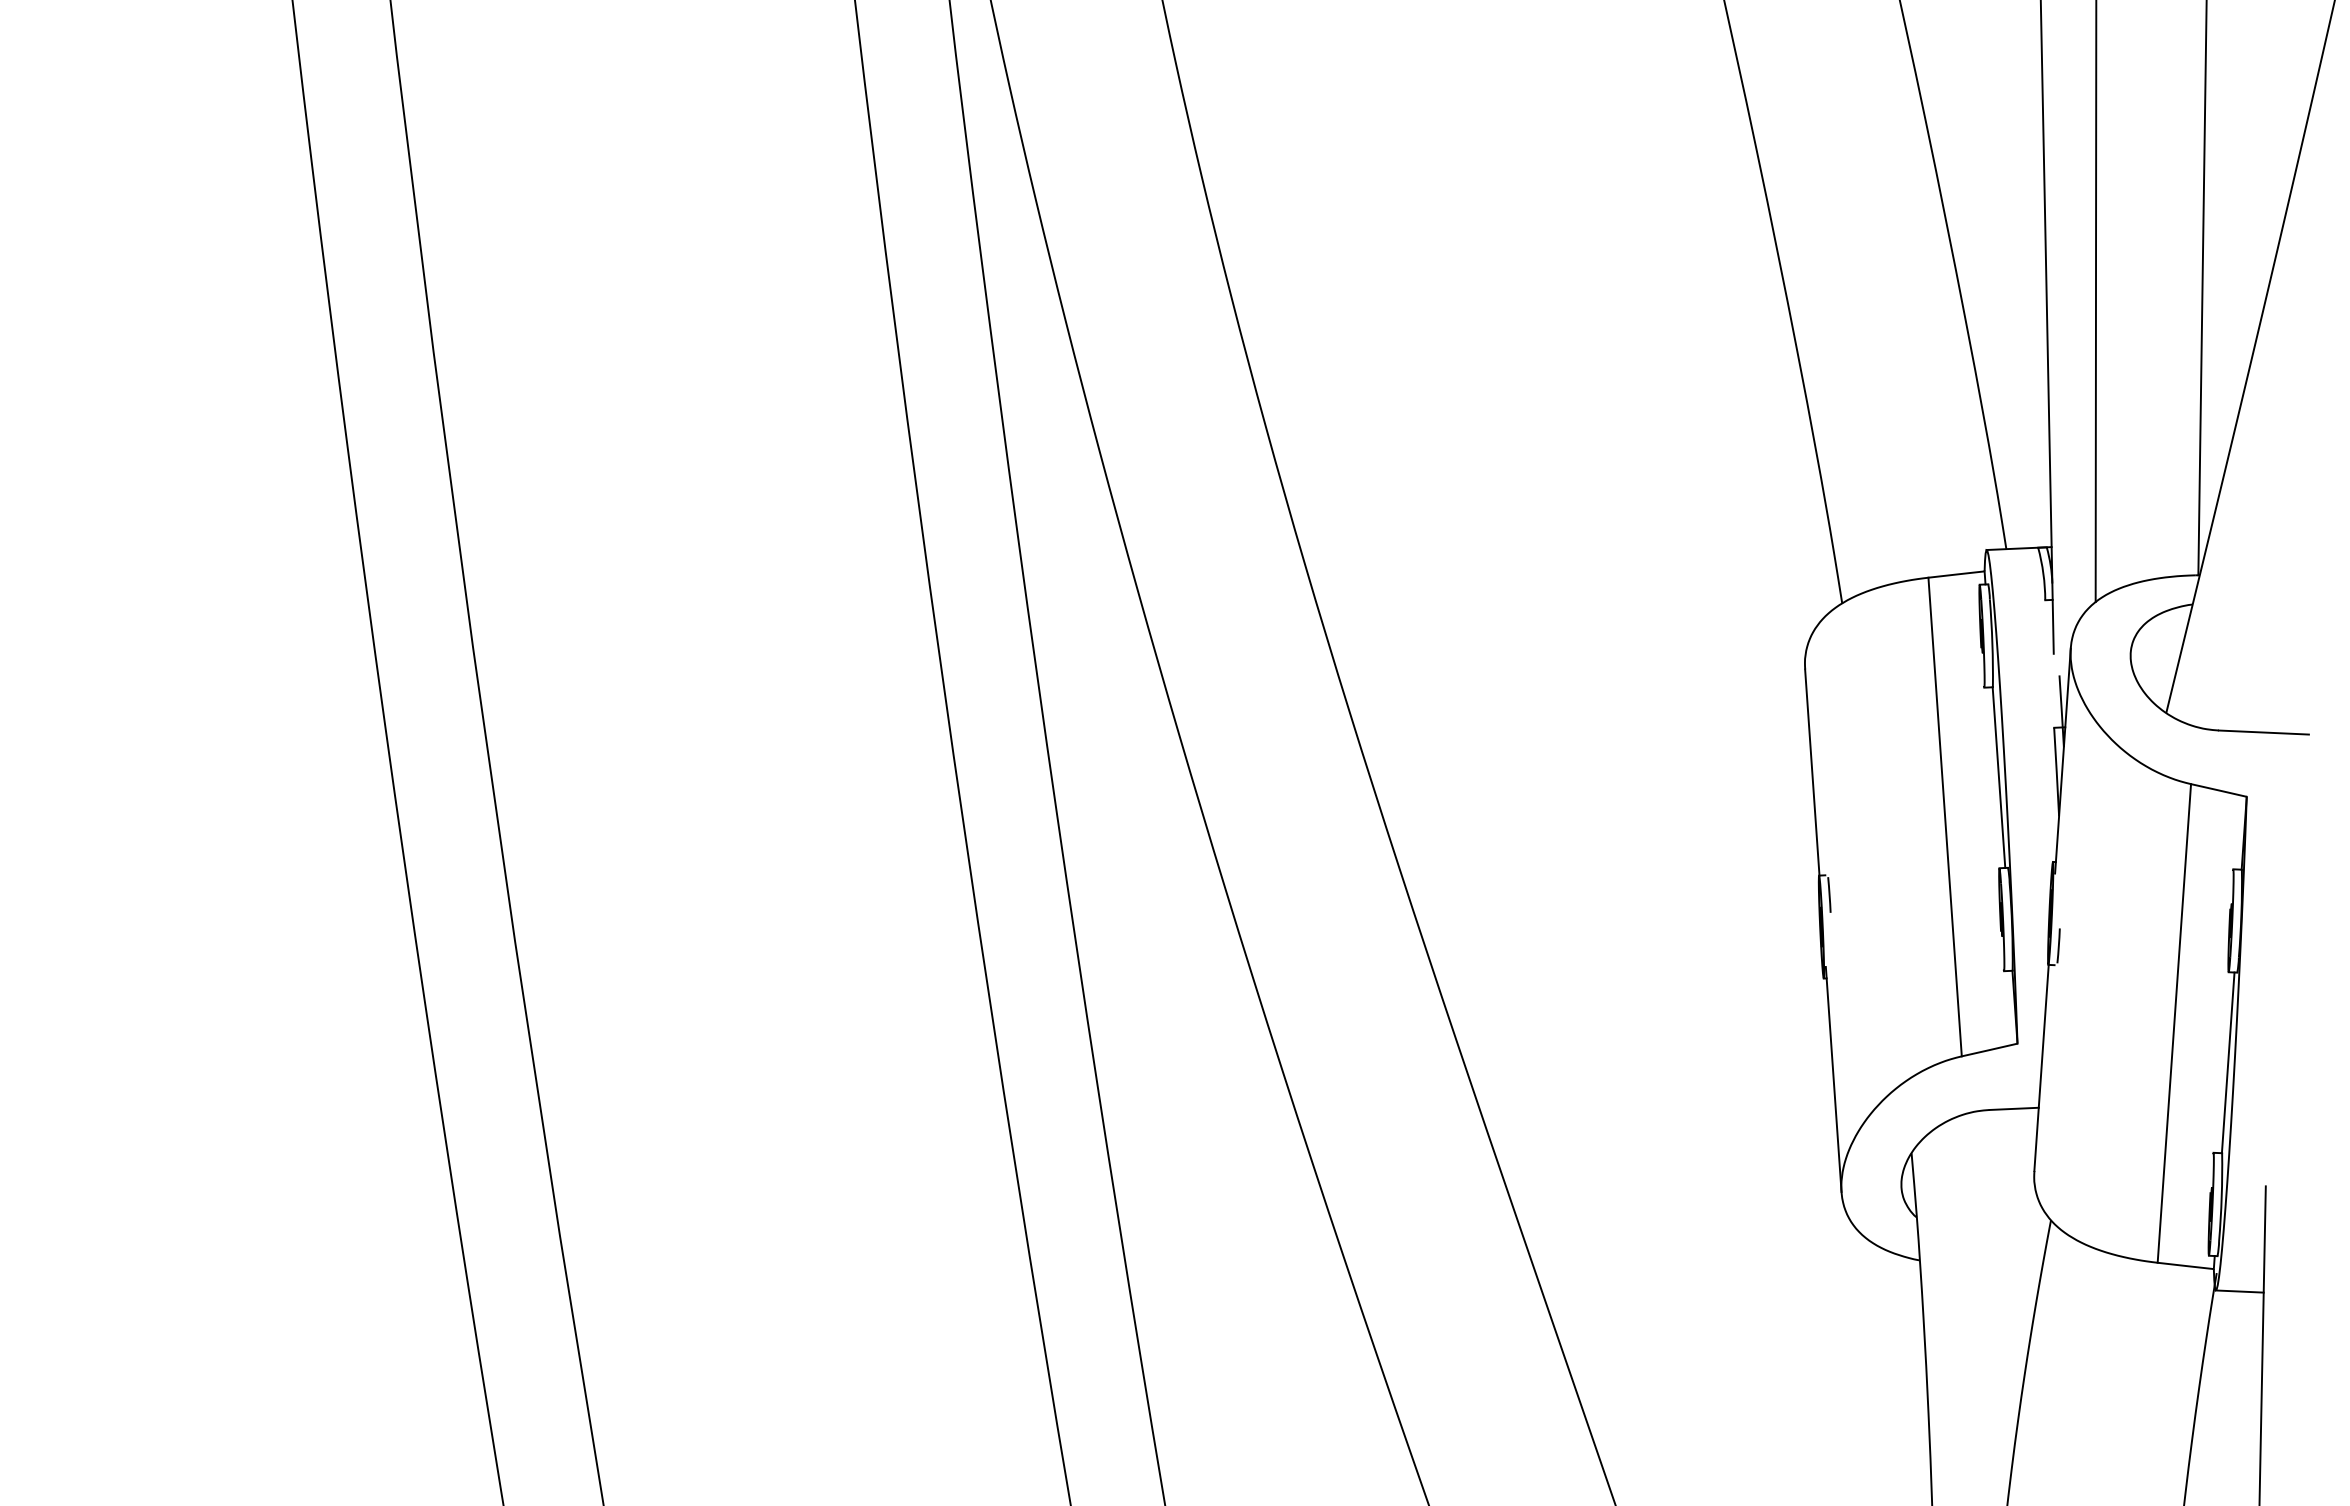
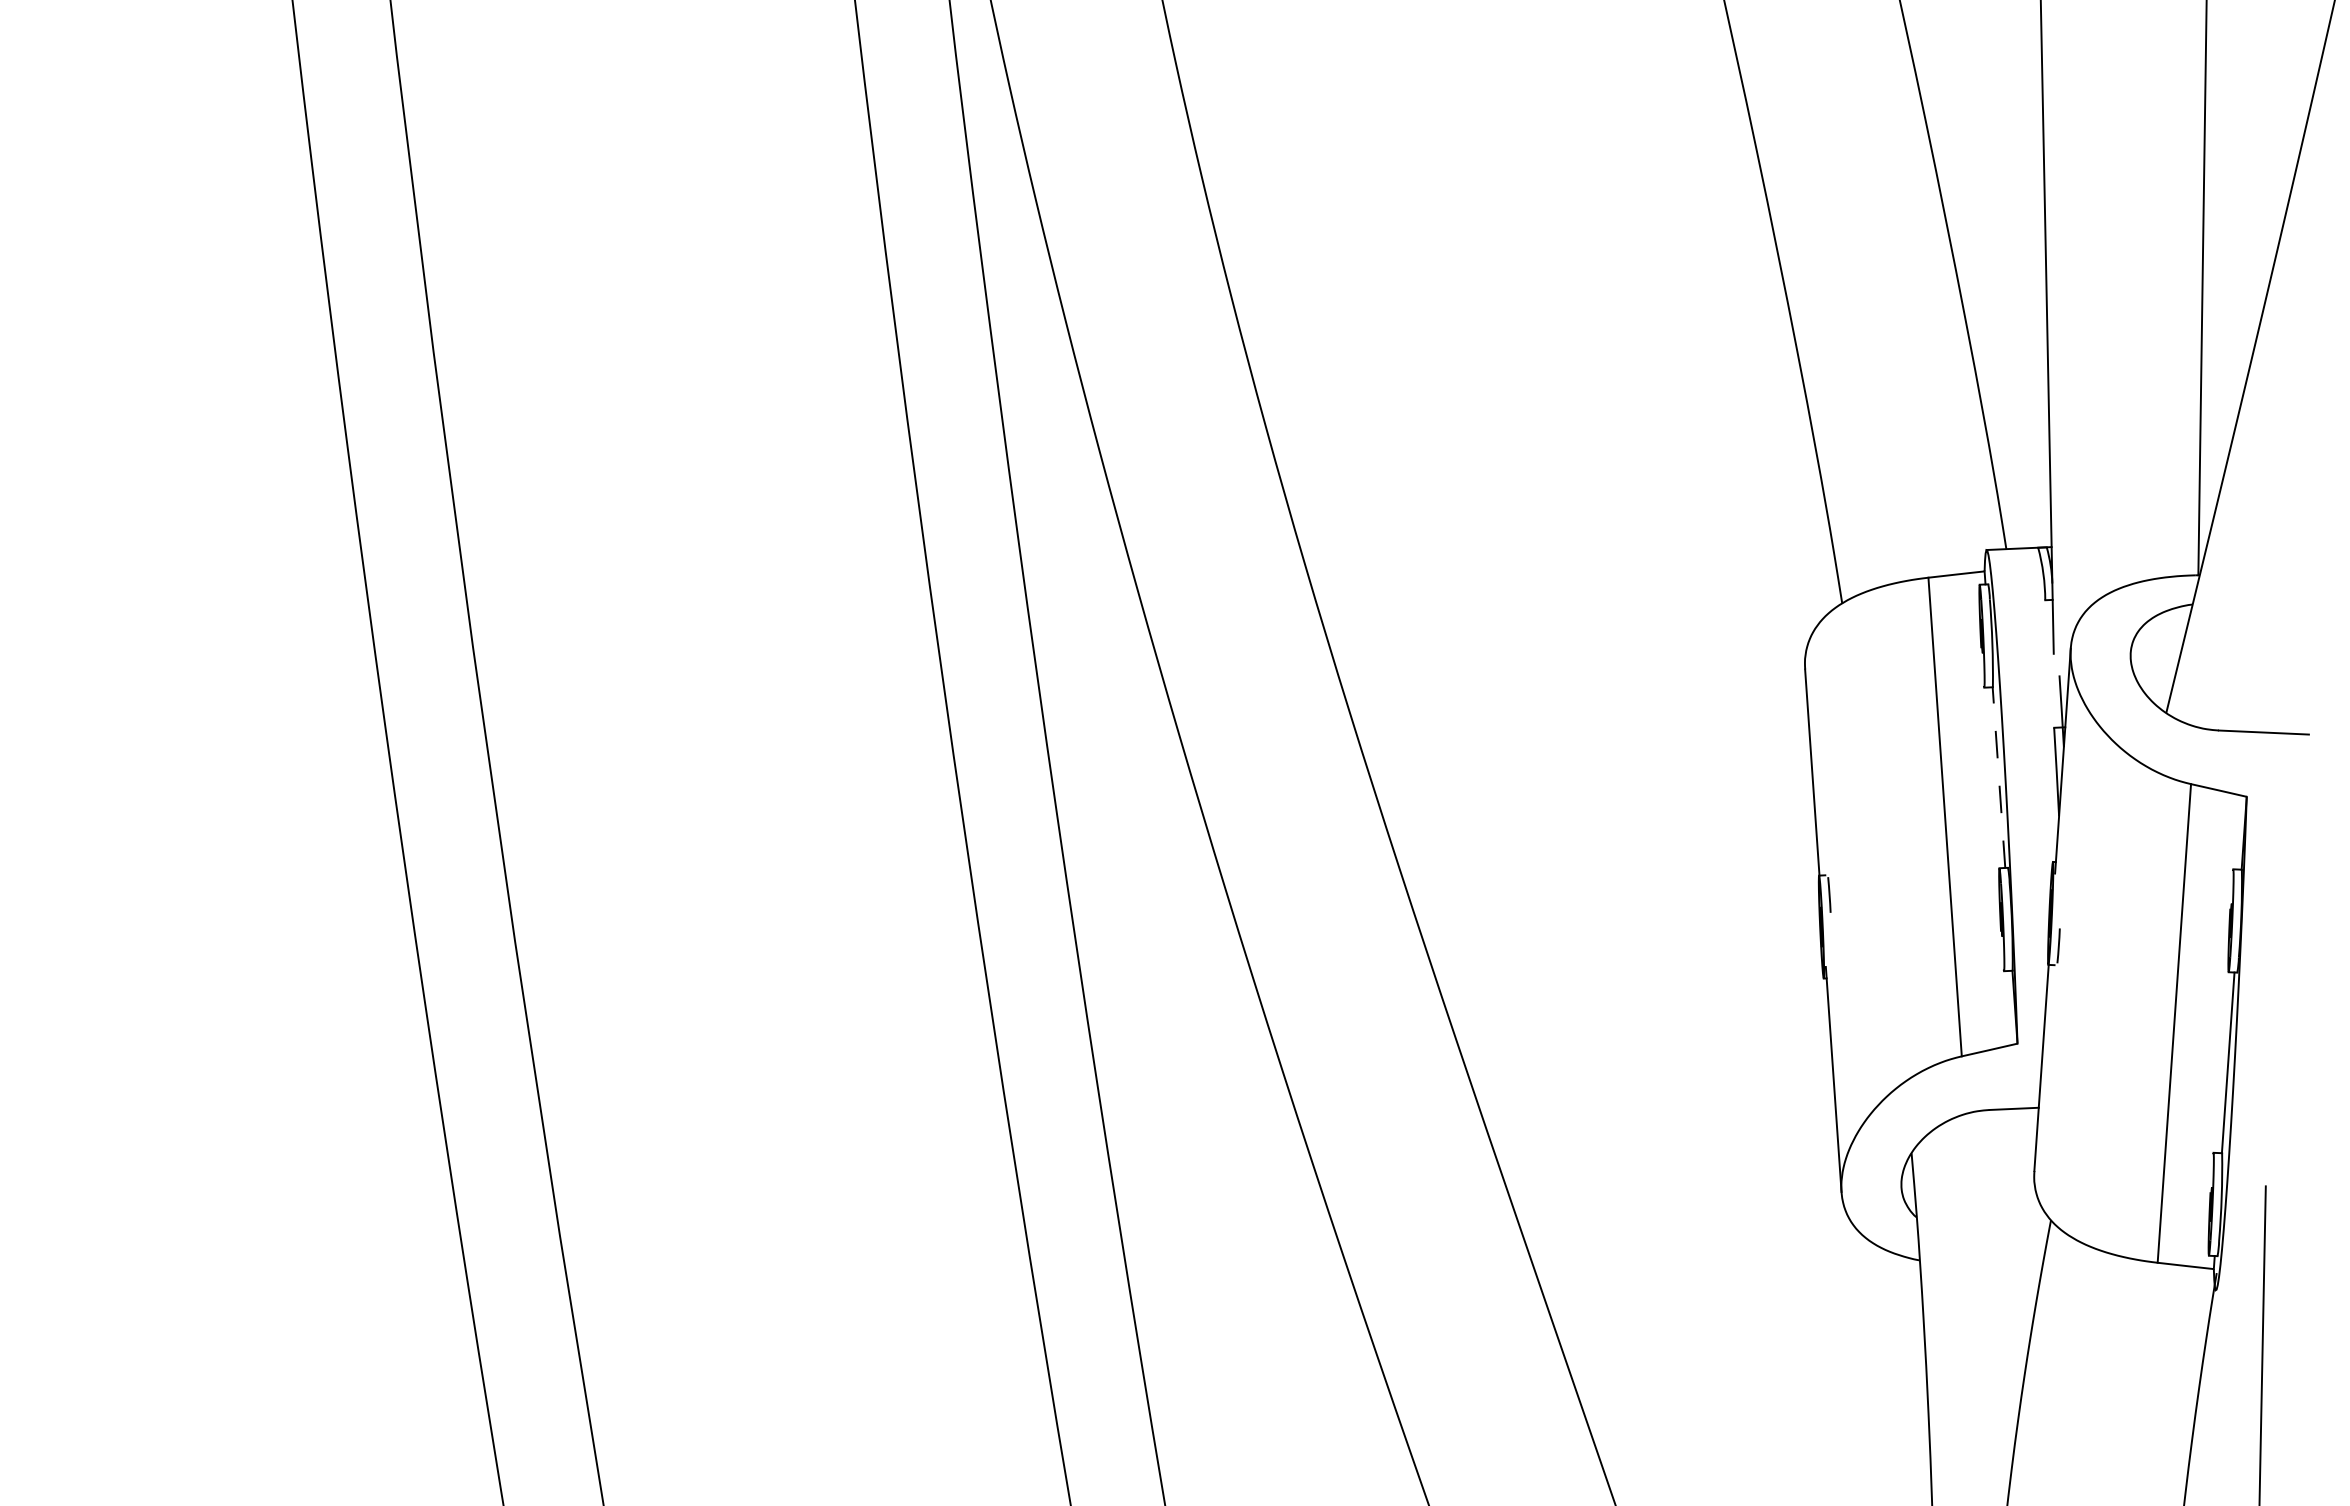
line: present -> none (2095, 302)
line: solid -> dashed (1998, 777)
line: present -> none (2239, 1291)
